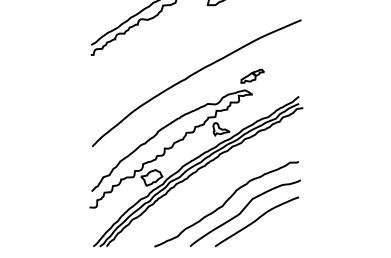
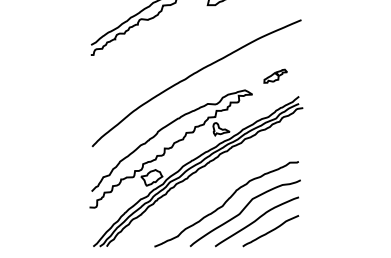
part position: (252, 75) -> (275, 75) (275, 75)
curve: none -> present (270, 231)
